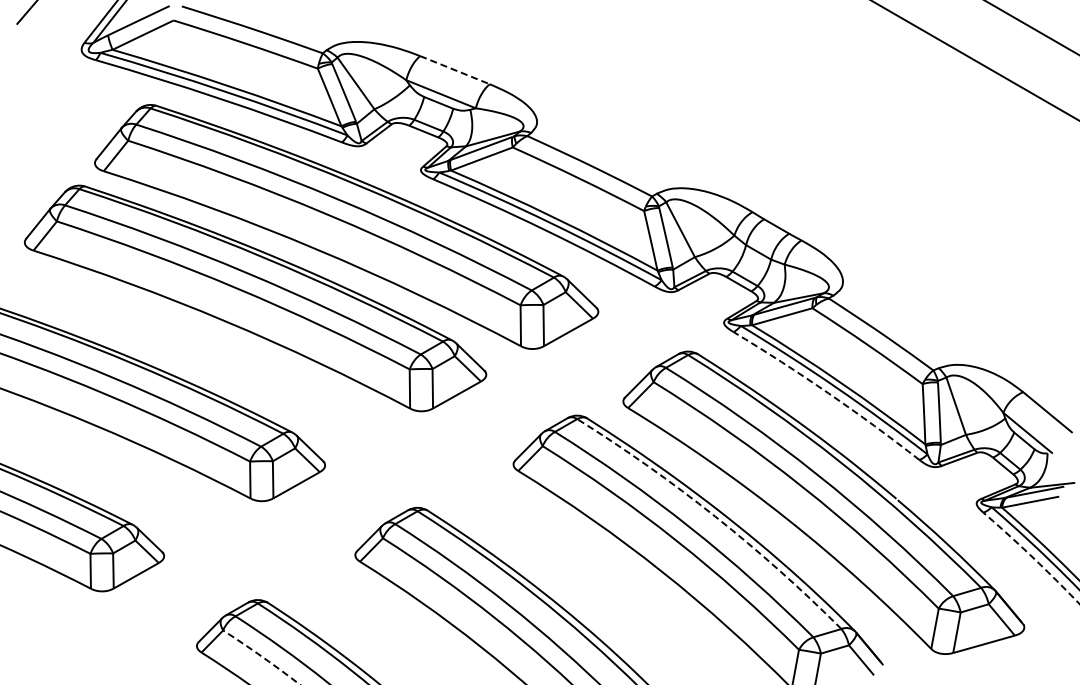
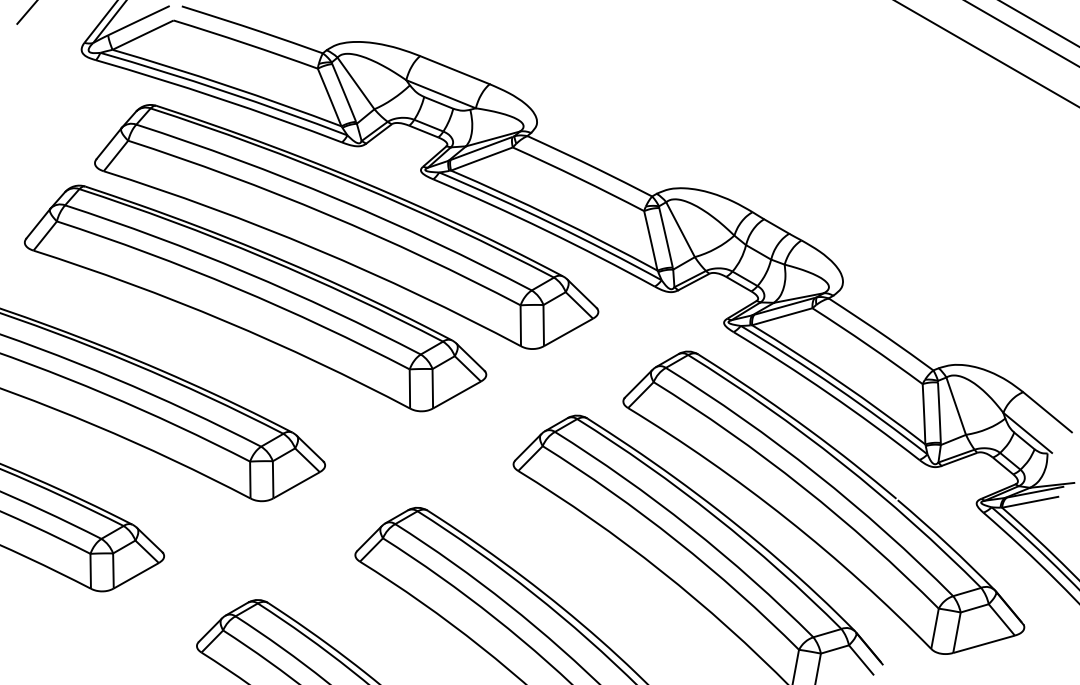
line position: (1031, 27) -> (1039, 23) (1039, 23)
line: none -> present (1021, 33)
line position: (974, 60) -> (986, 53) (986, 53)
line: dashed -> solid (454, 70)
arc: dashed -> solid (828, 393)
arc: dashed -> solid (715, 516)
arc: dashed -> solid (1032, 557)
arc: dashed -> solid (262, 657)
